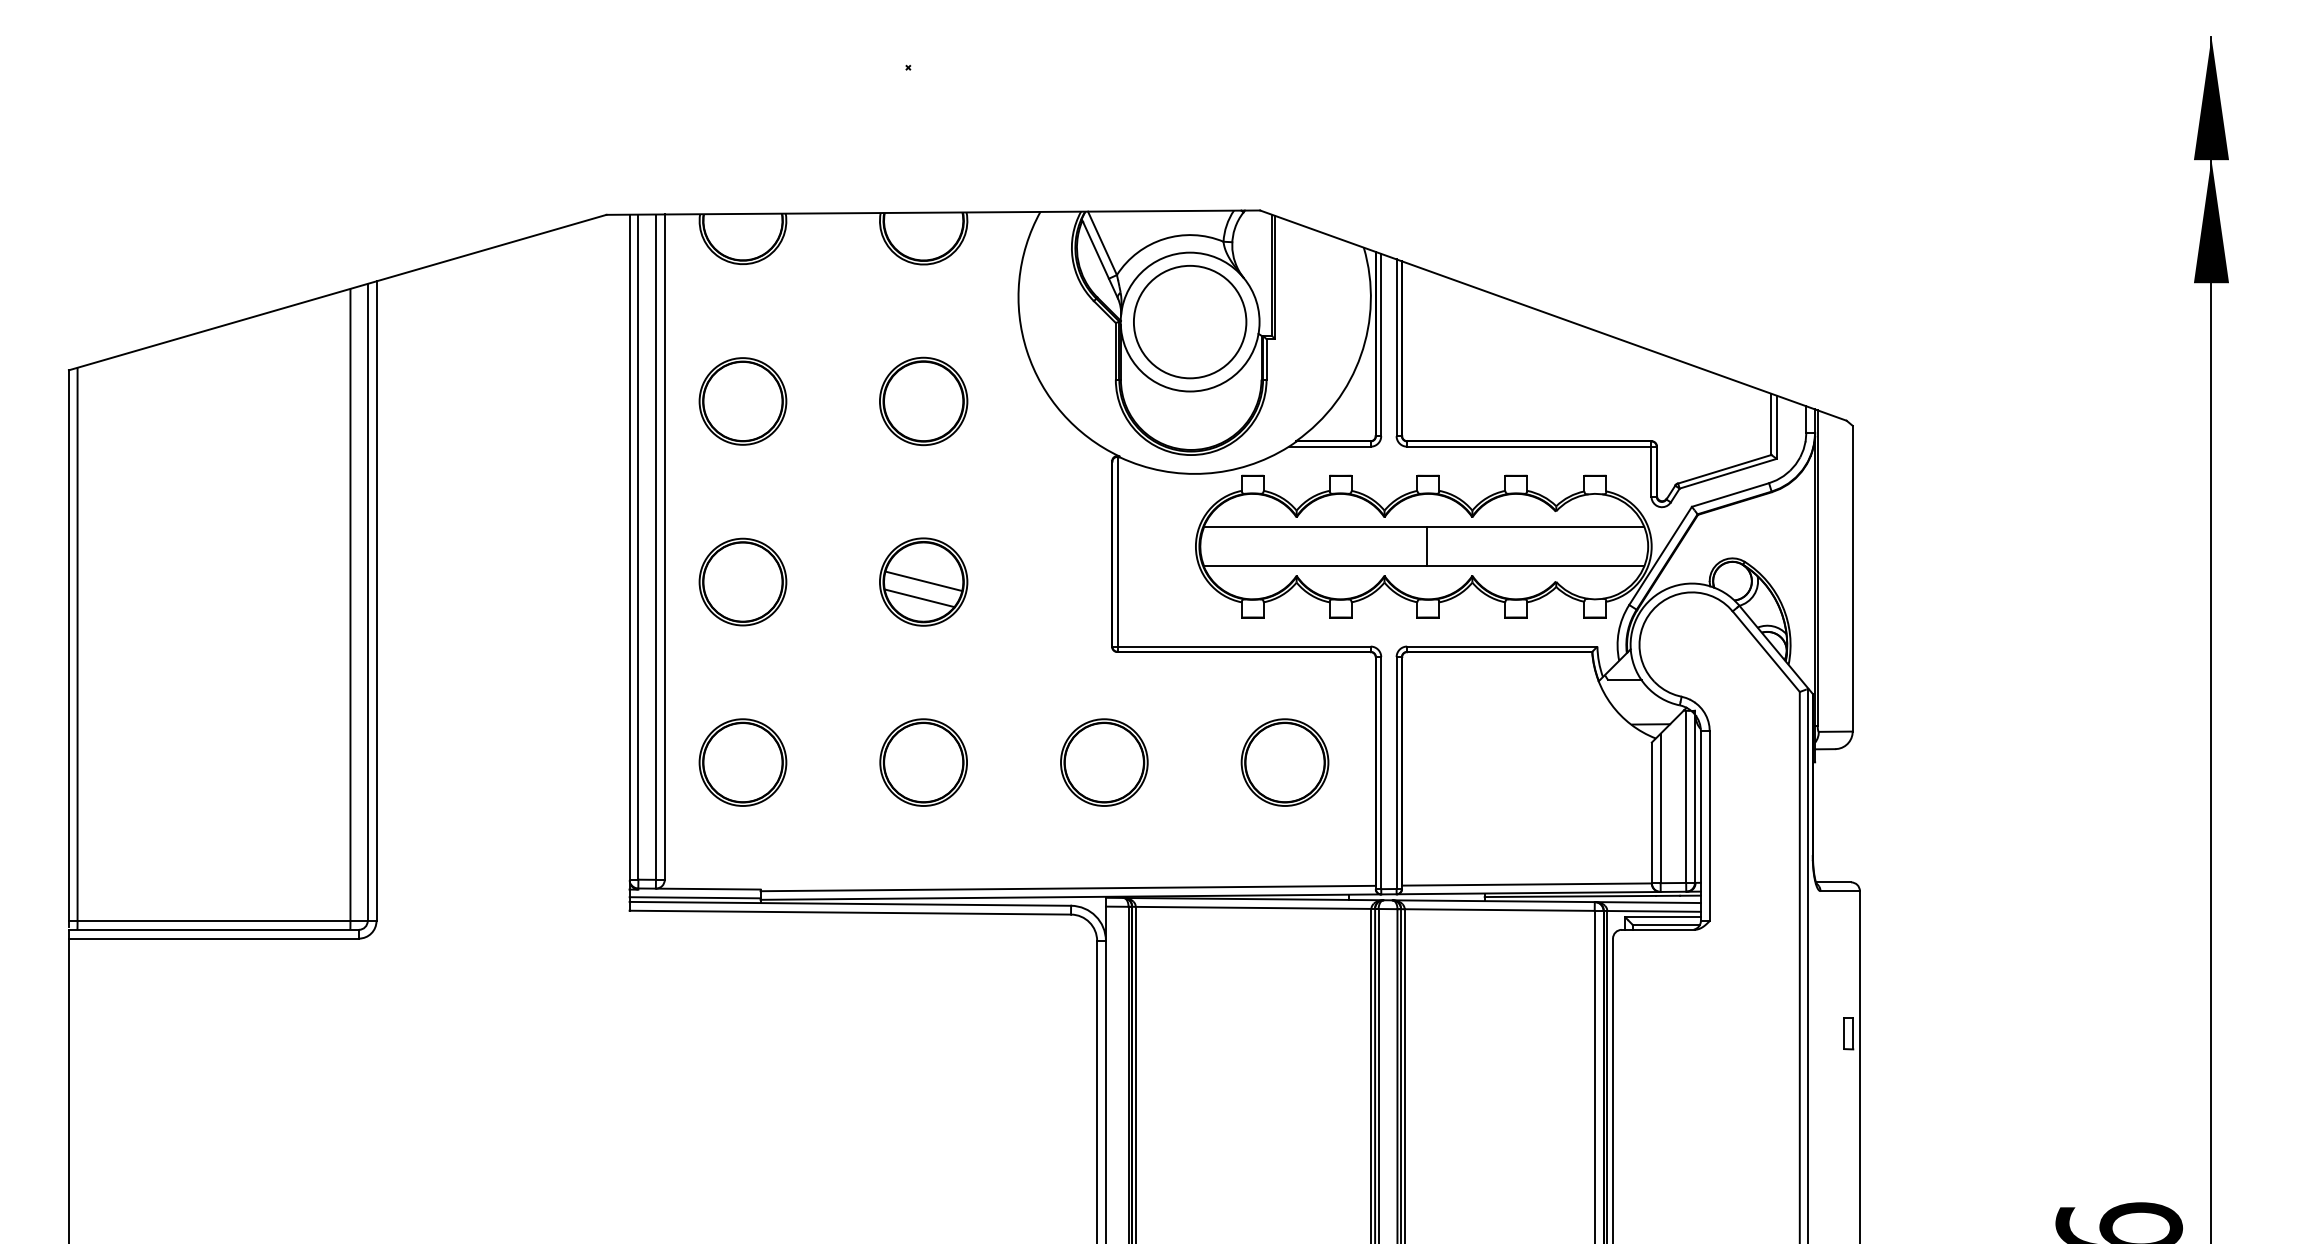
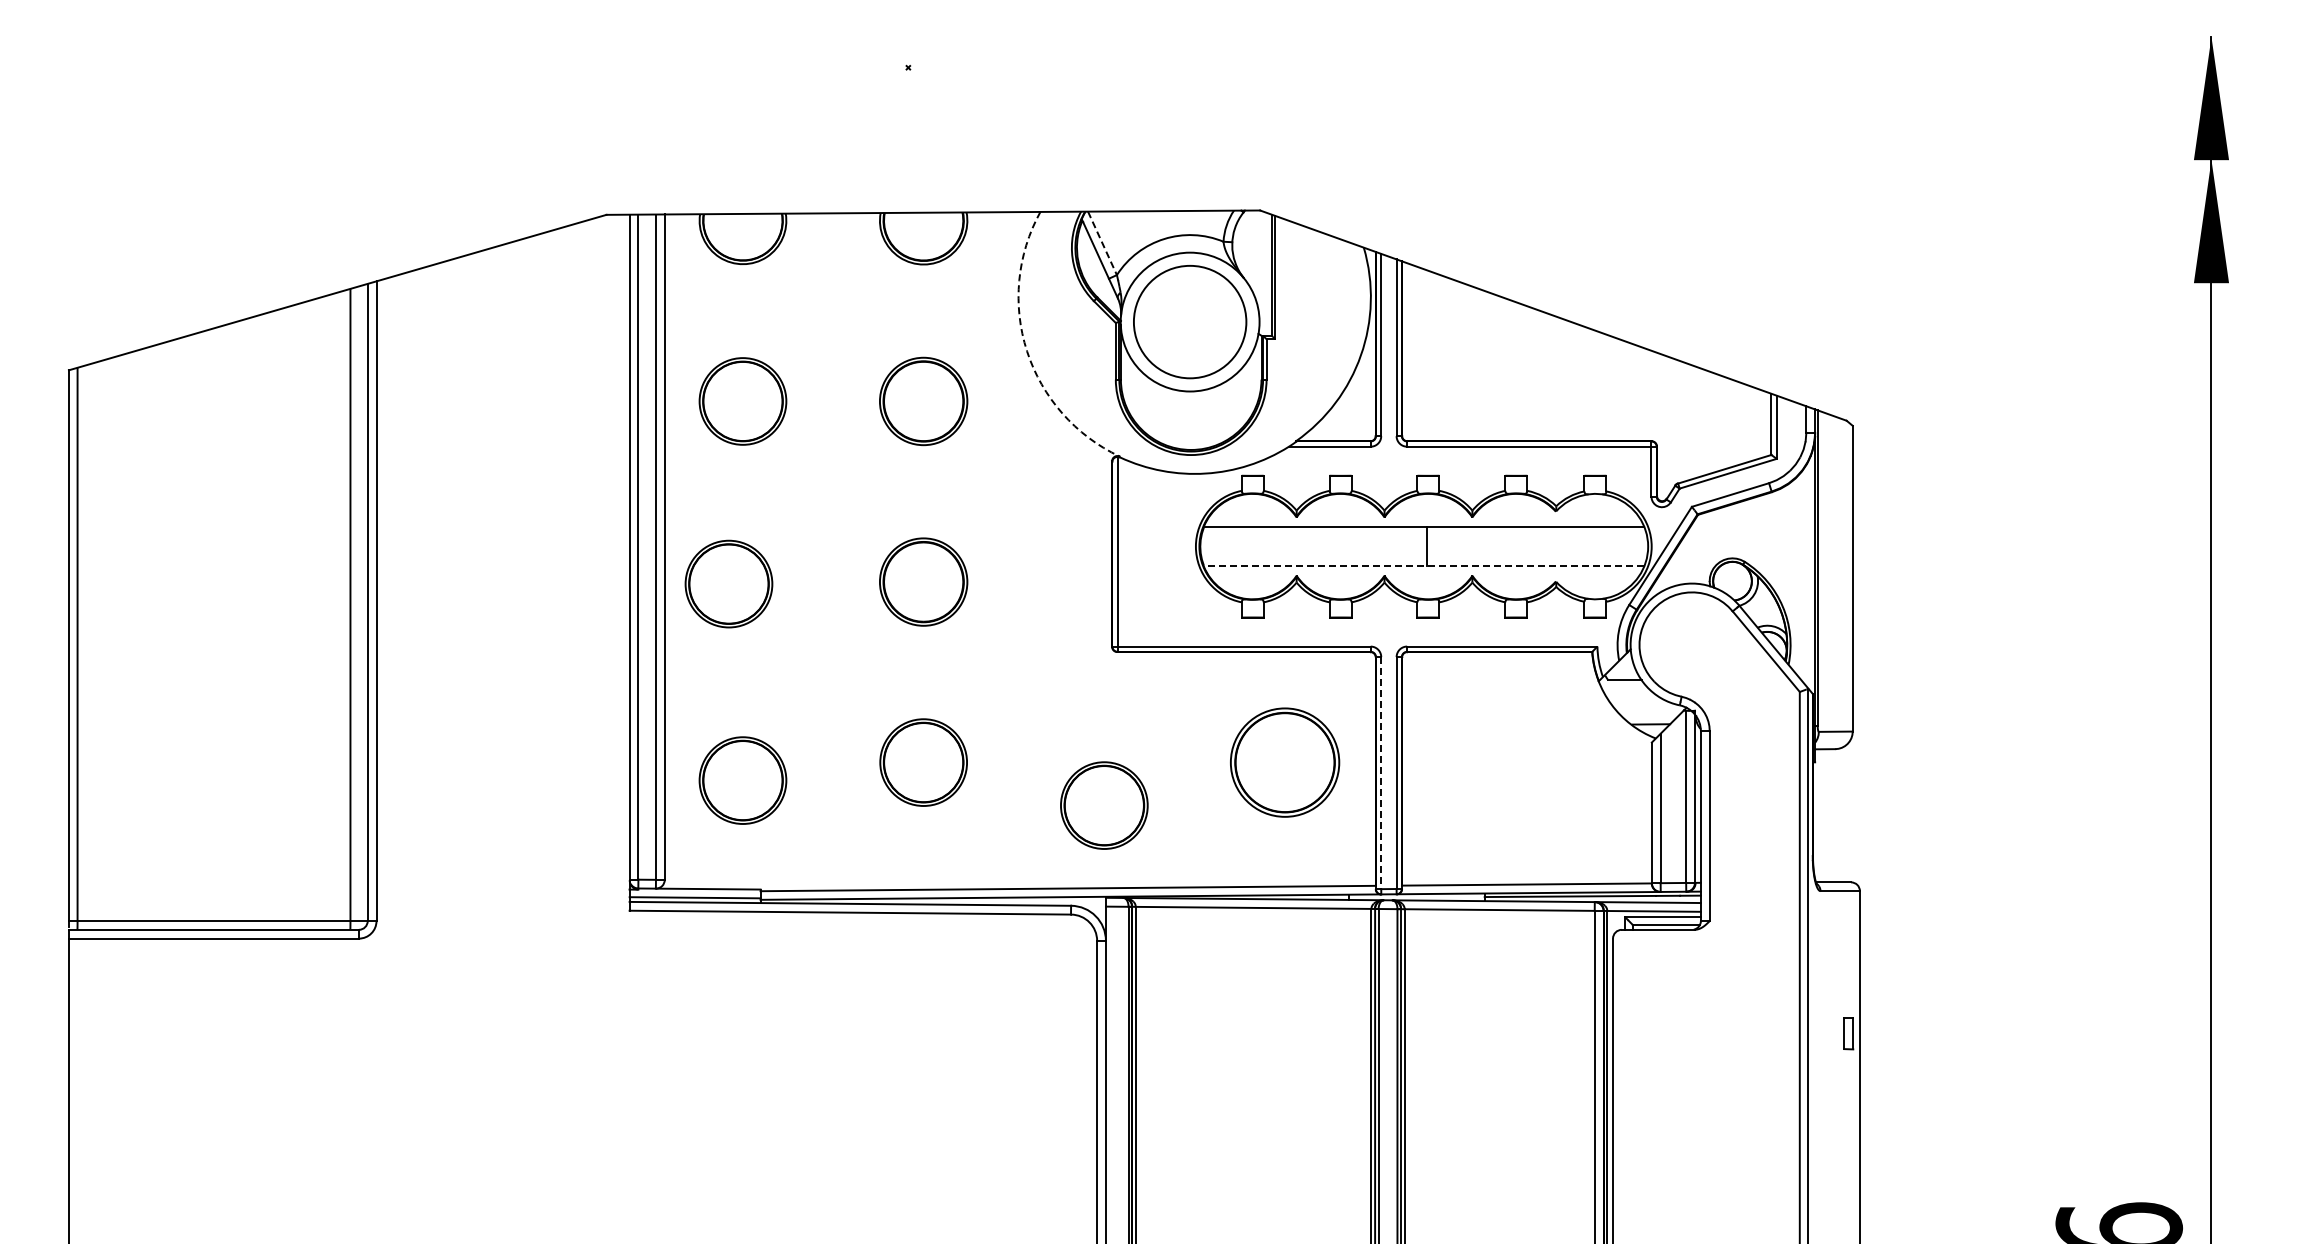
line: solid -> dashed (1102, 243)
arc: solid -> dashed (1027, 351)
line: solid -> dashed (1423, 566)
part position: (742, 581) -> (728, 583) (728, 583)
line: present -> none (923, 581)
line: present -> none (919, 598)
part position: (742, 762) -> (742, 780) (742, 780)
part position: (1104, 762) -> (1104, 805) (1104, 805)
part size: 90x89 px -> 111x111 px (1285, 762)
line: solid -> dashed (1381, 773)
